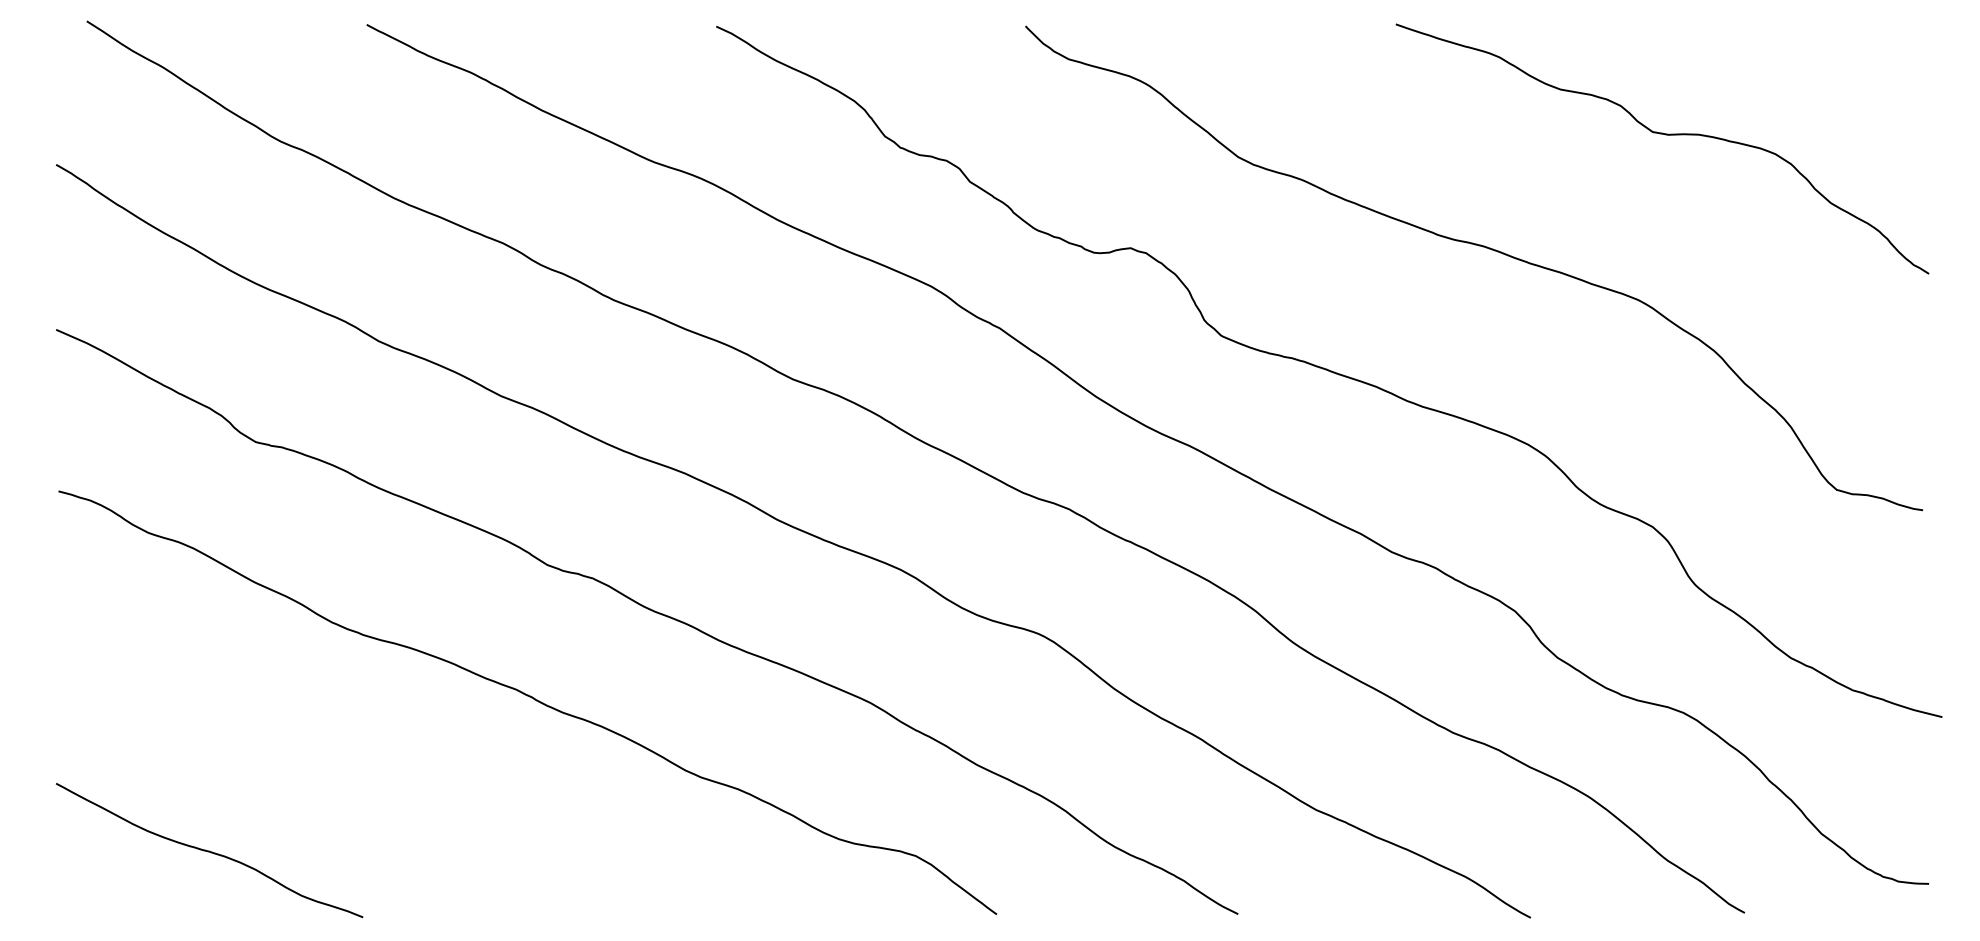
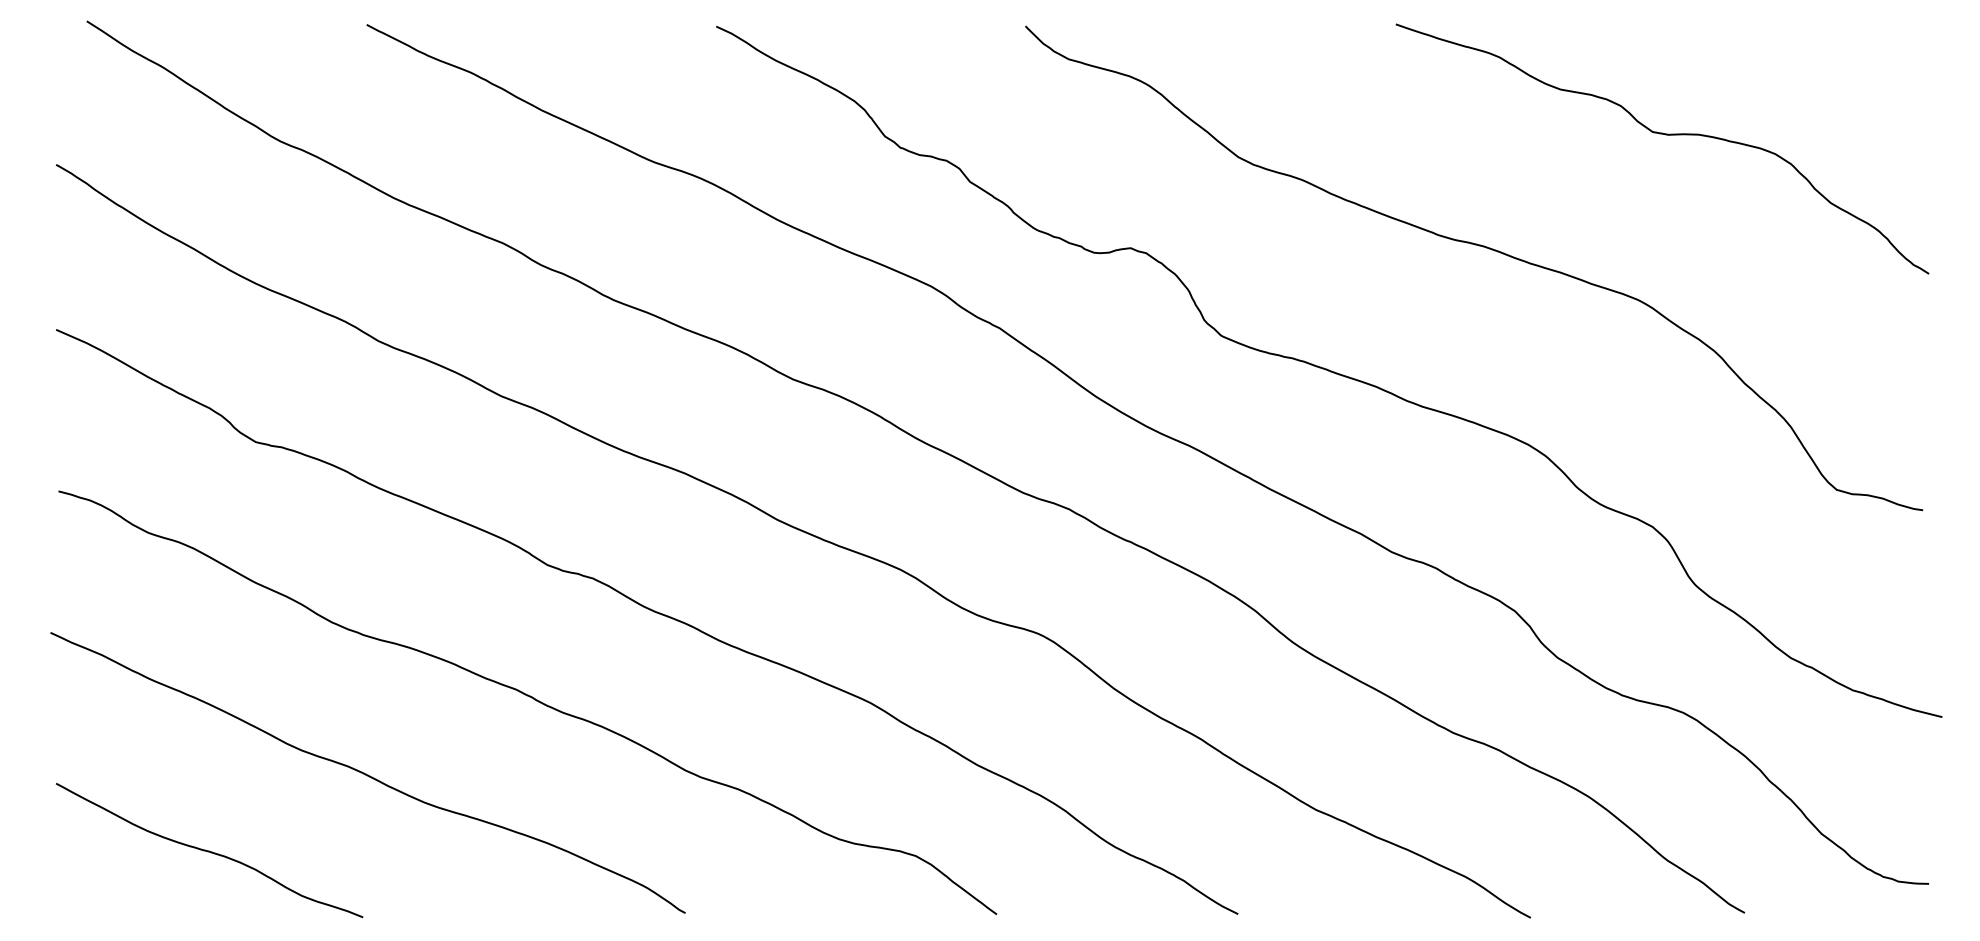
curve: none -> present (366, 773)
